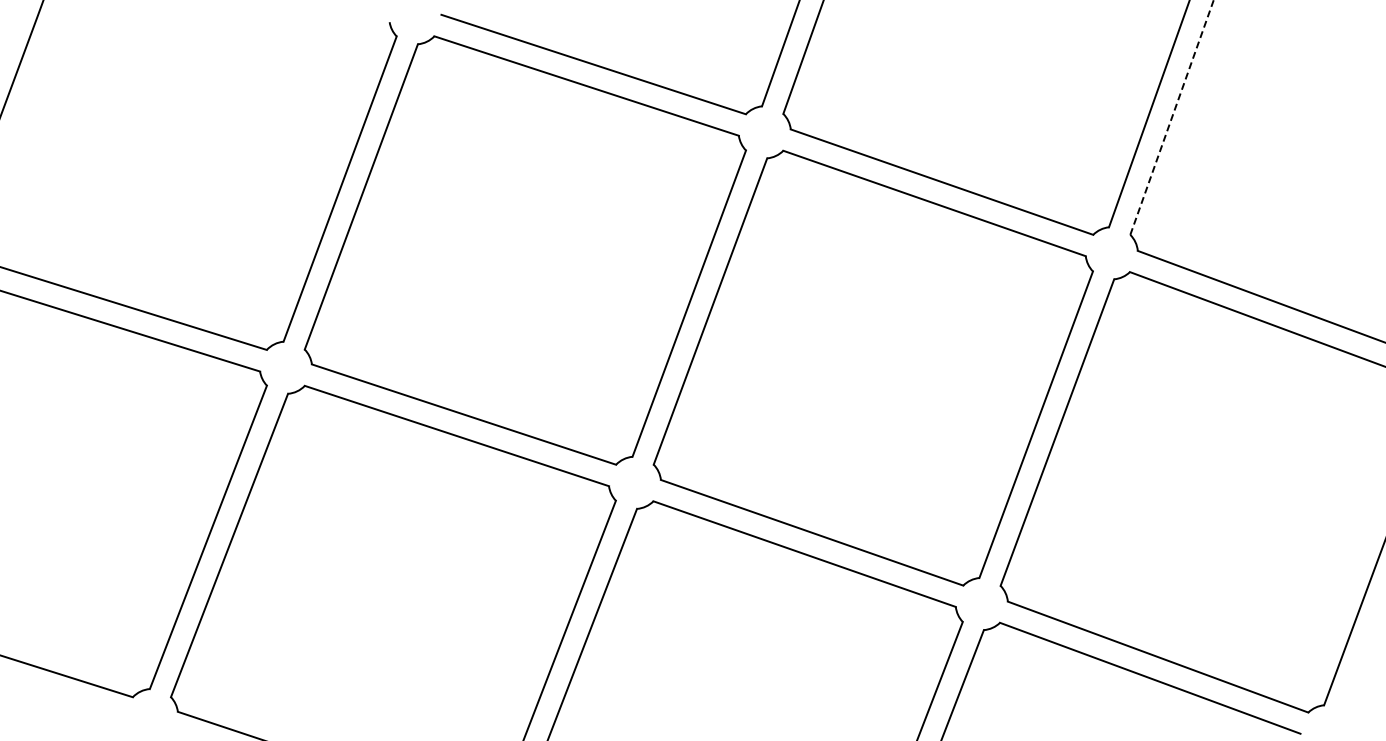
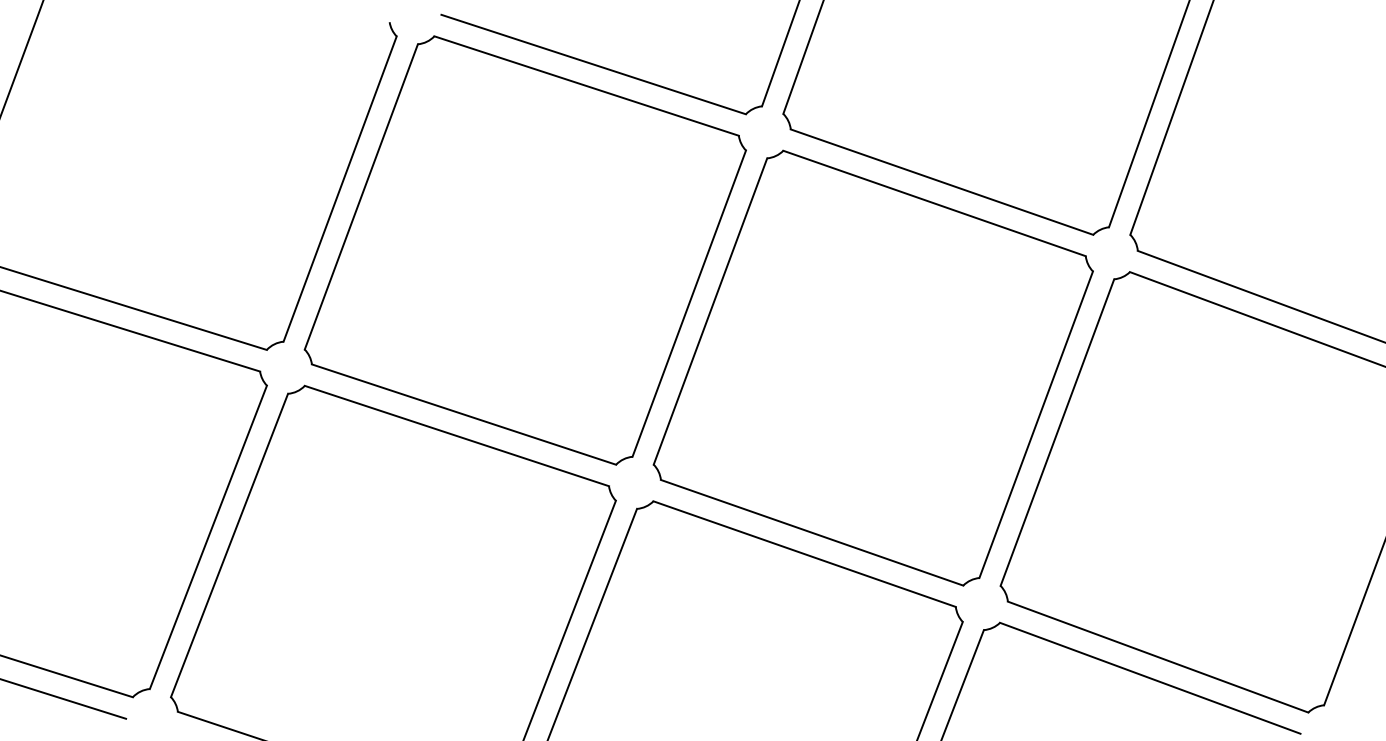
line: dashed -> solid (1172, 117)
line: none -> present (64, 698)
